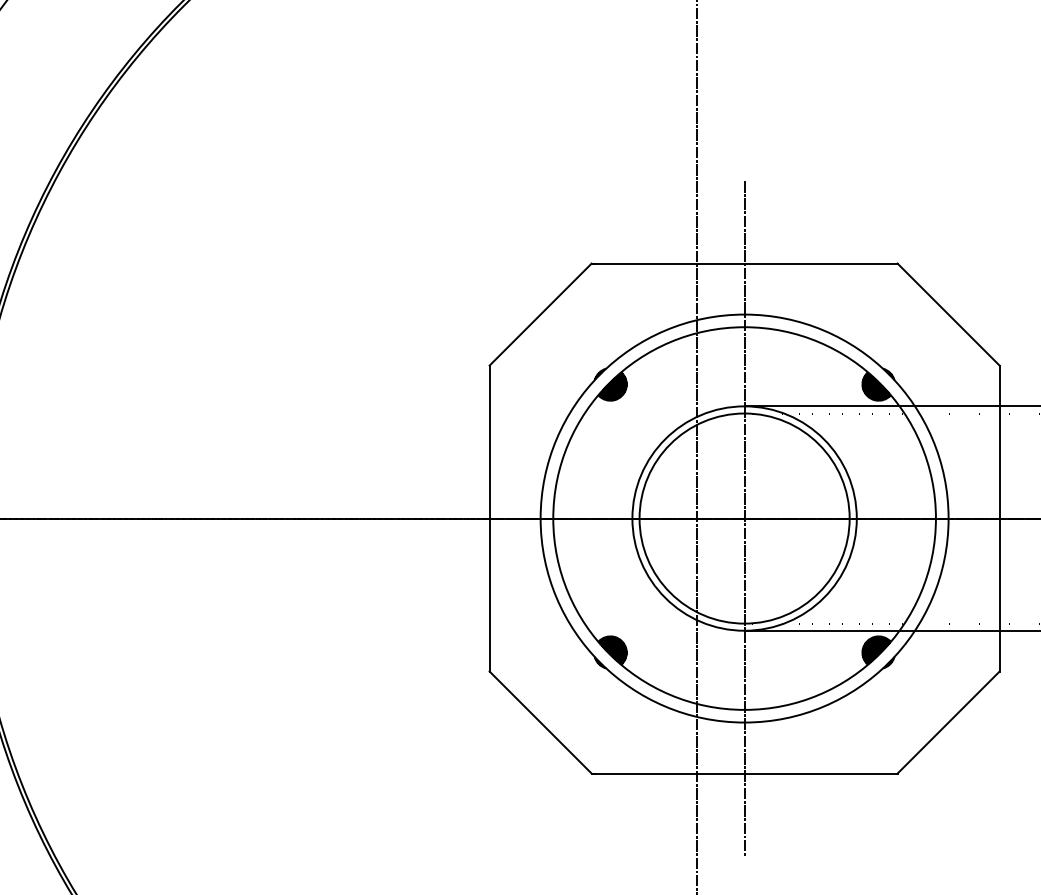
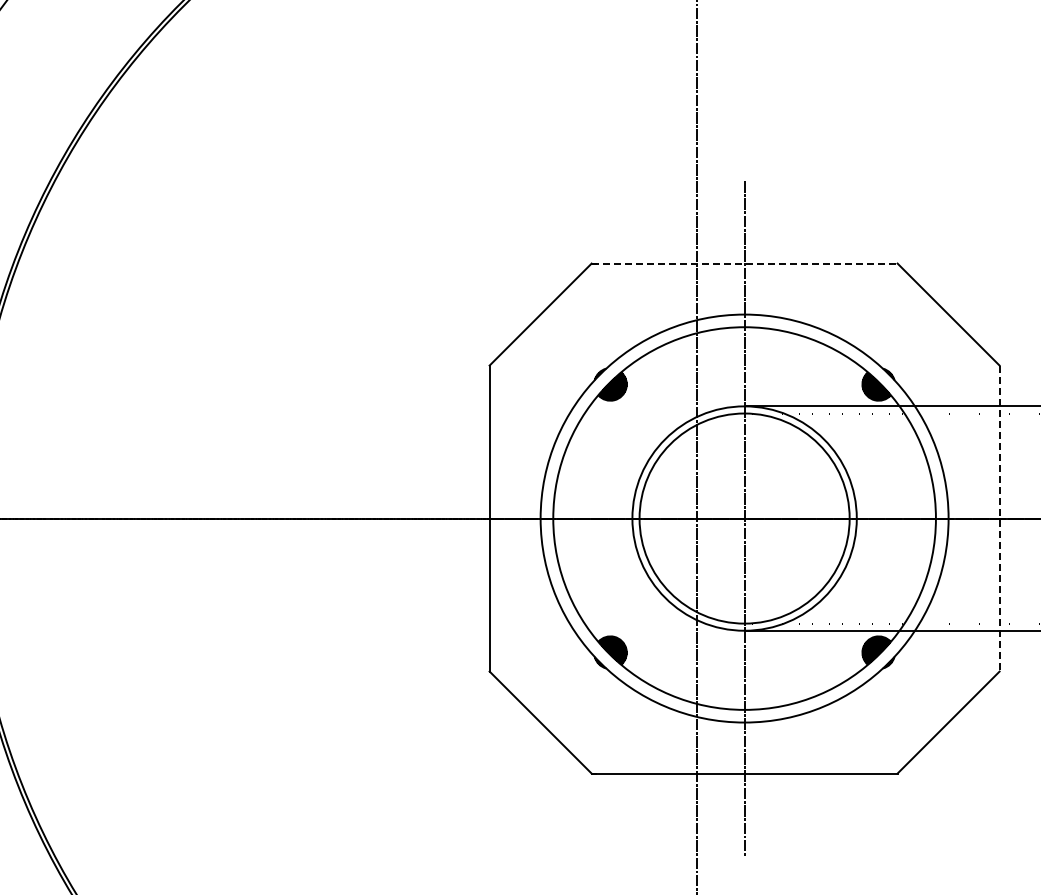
line: solid -> dashed (744, 263)
line: solid -> dashed (999, 518)
